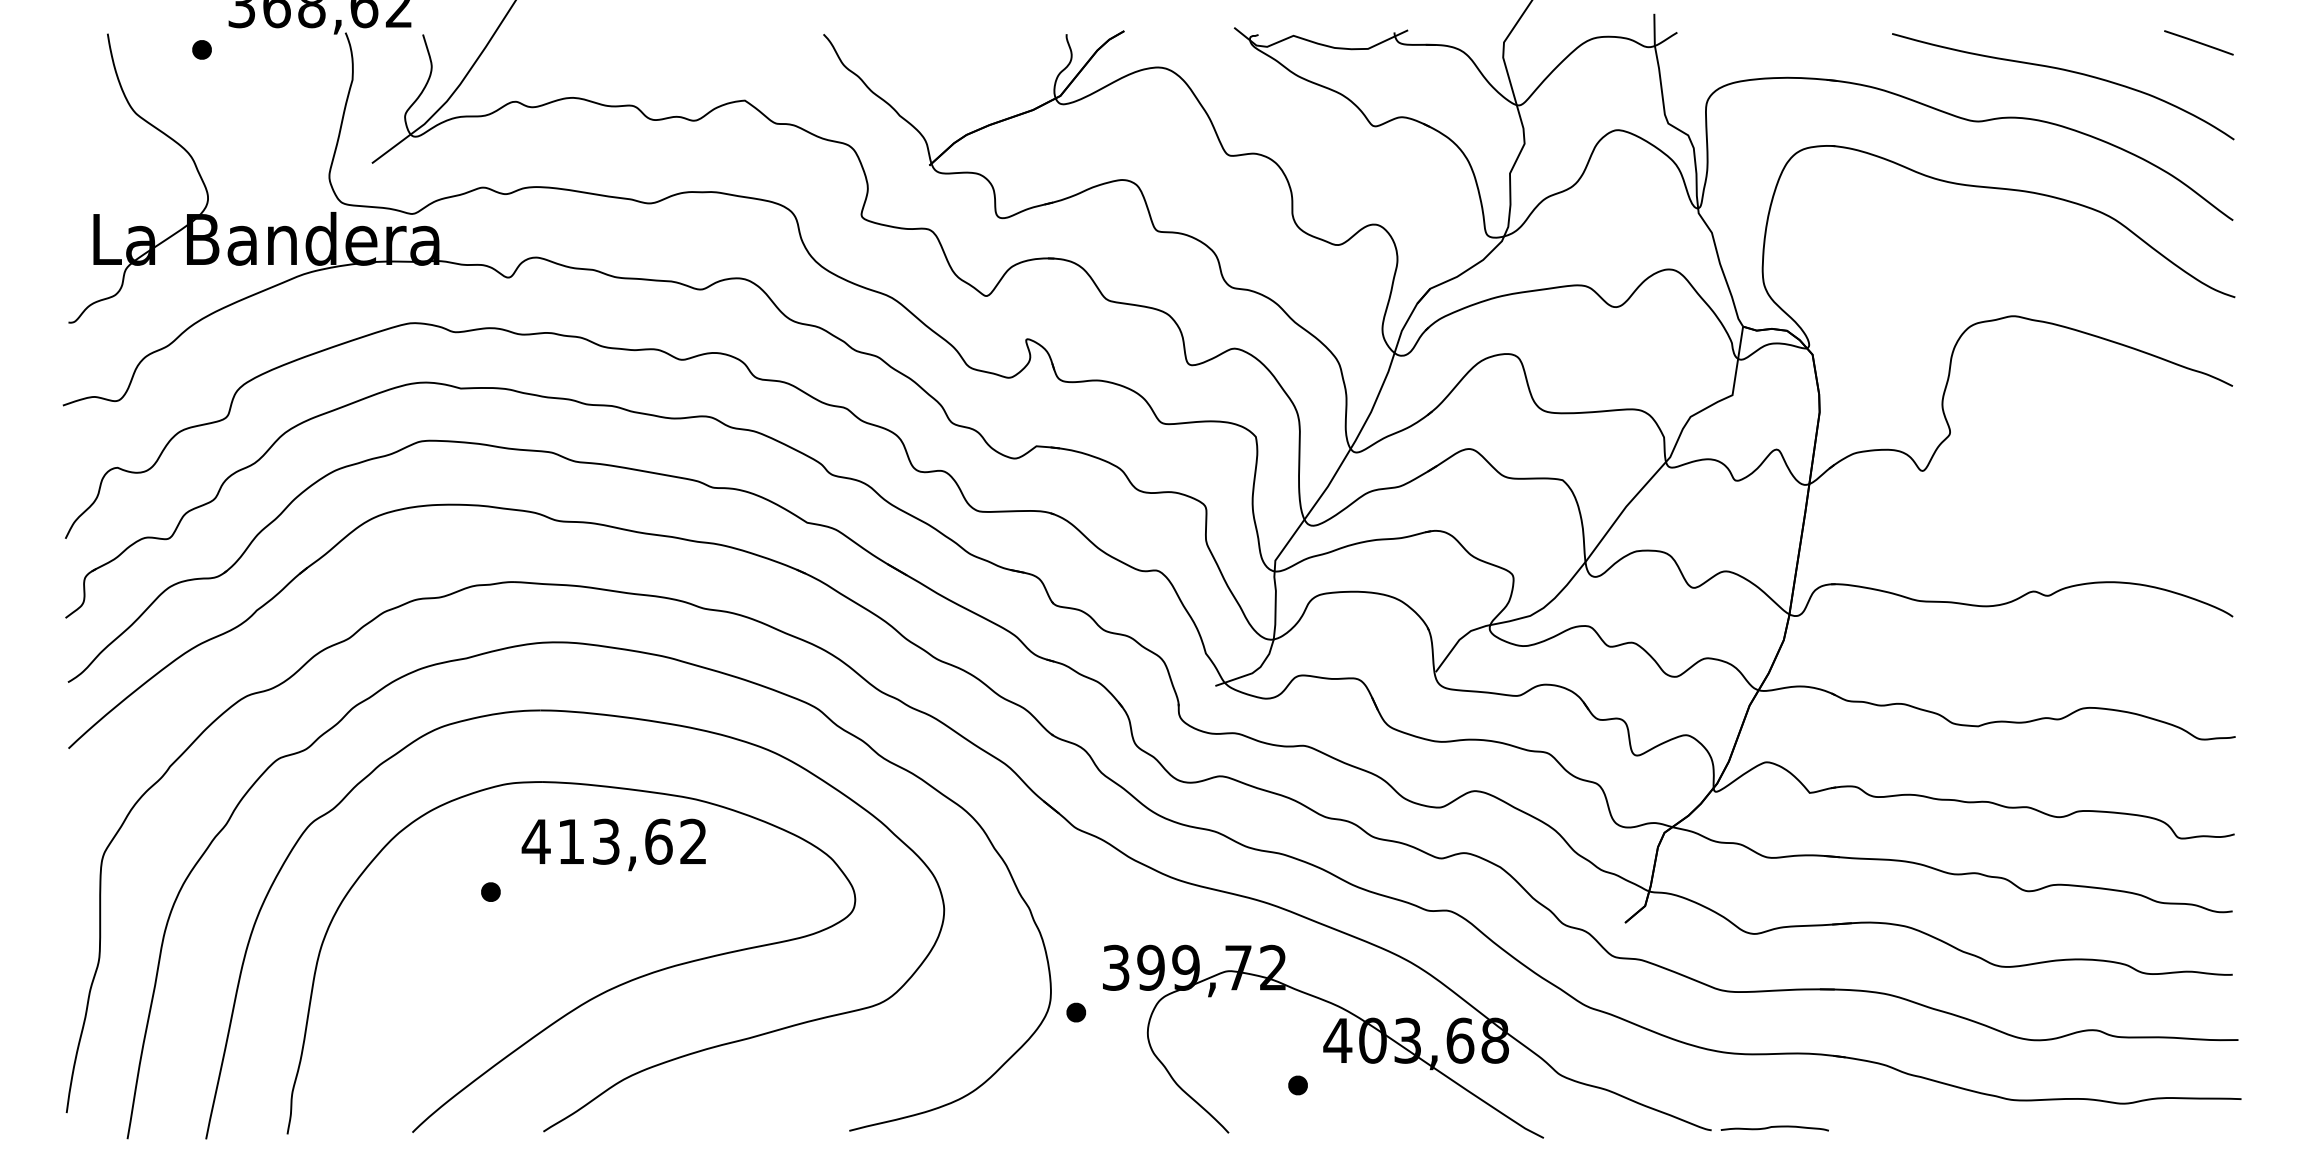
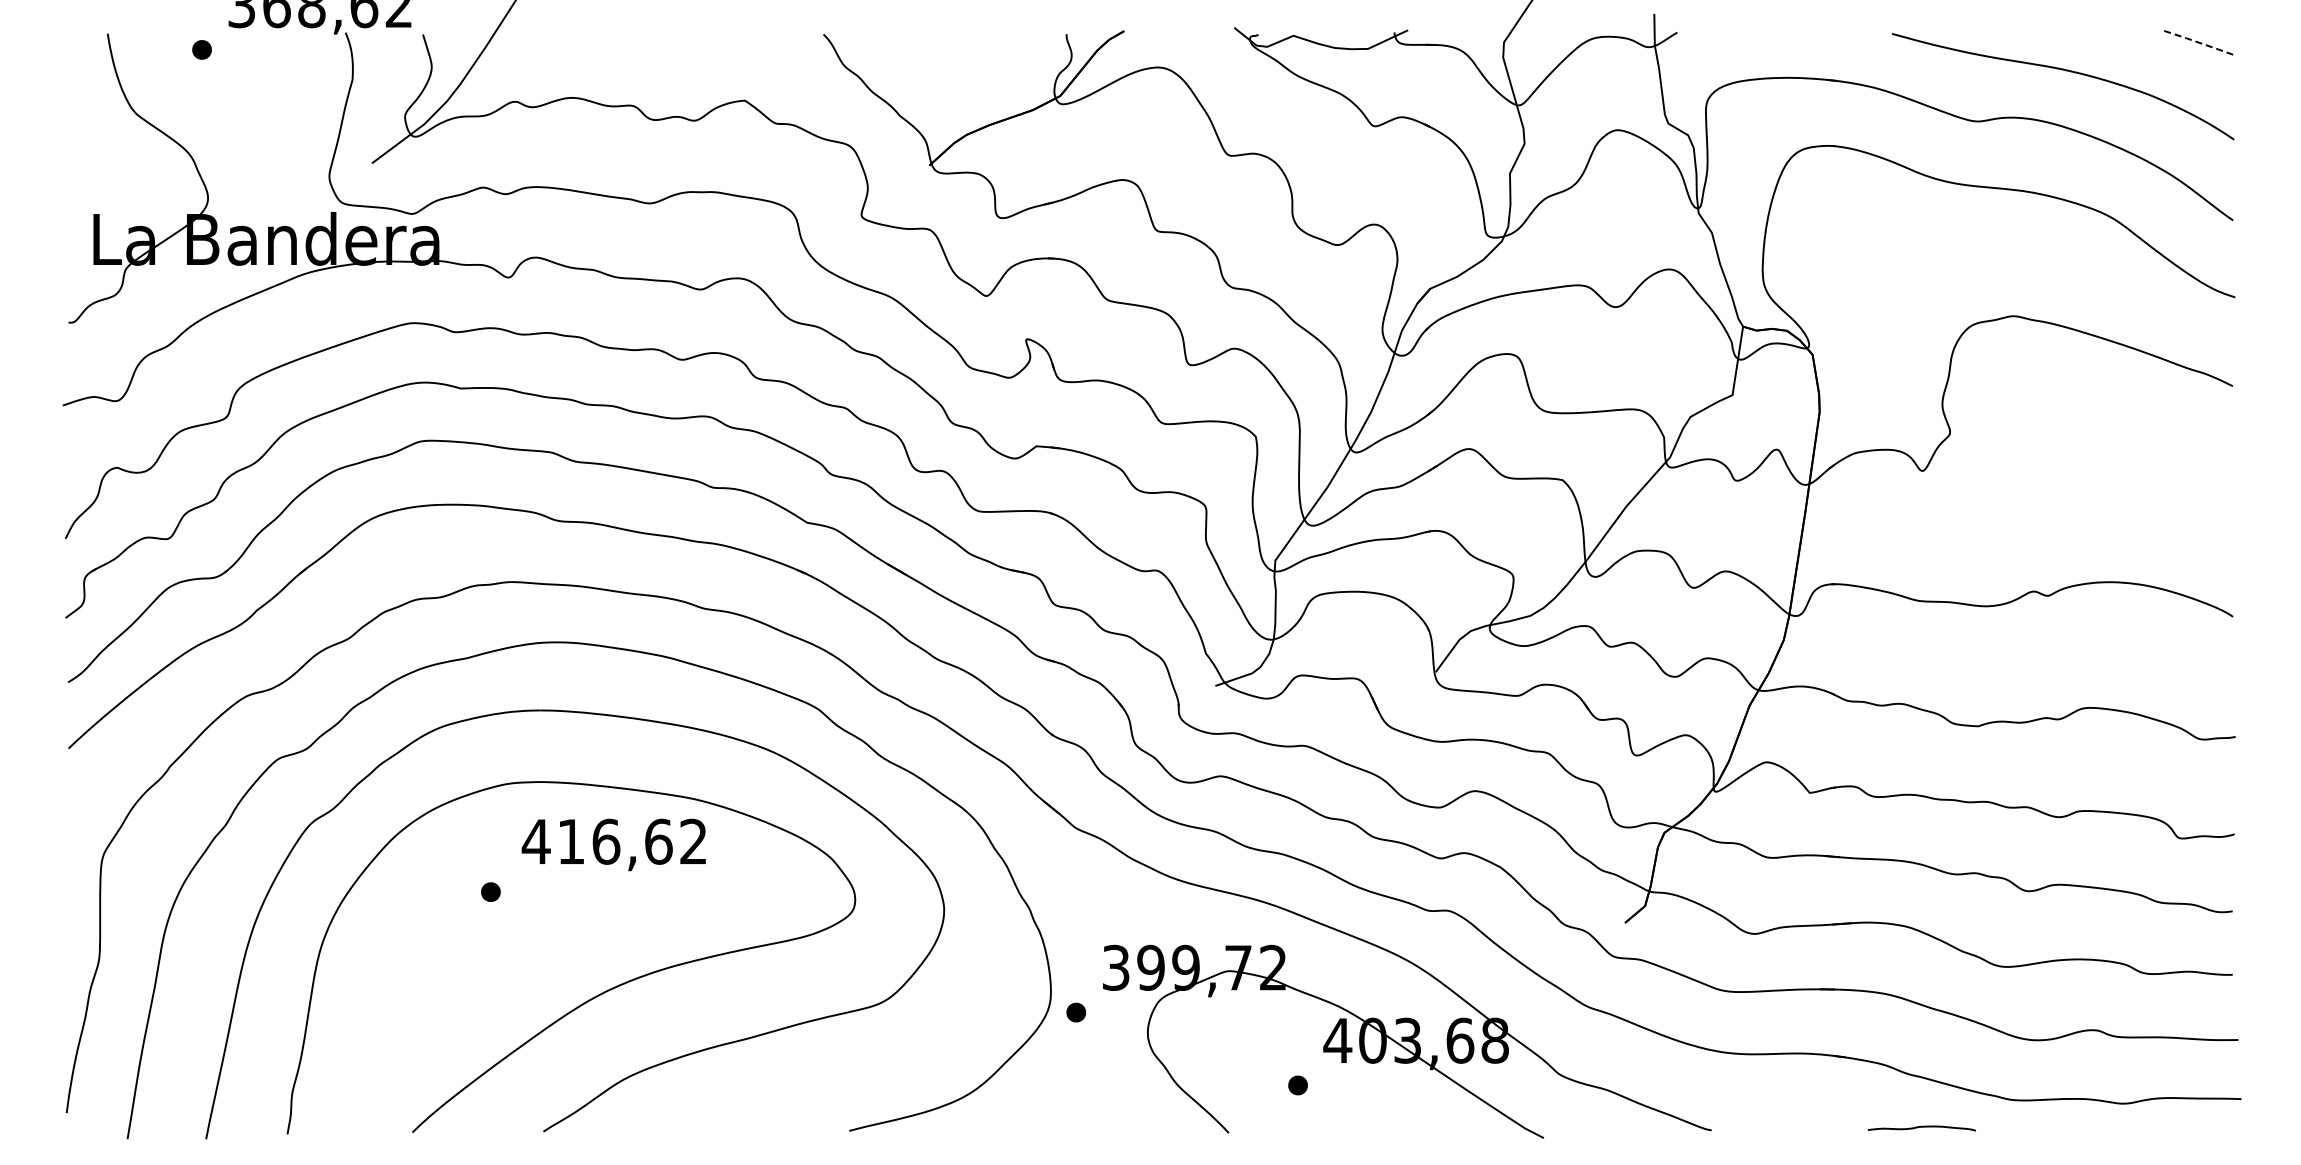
line: solid -> dashed (2199, 42)
text: 413,62 -> 416,62 (606, 841)
curve position: (1774, 1127) -> (1921, 1127) (1921, 1127)
